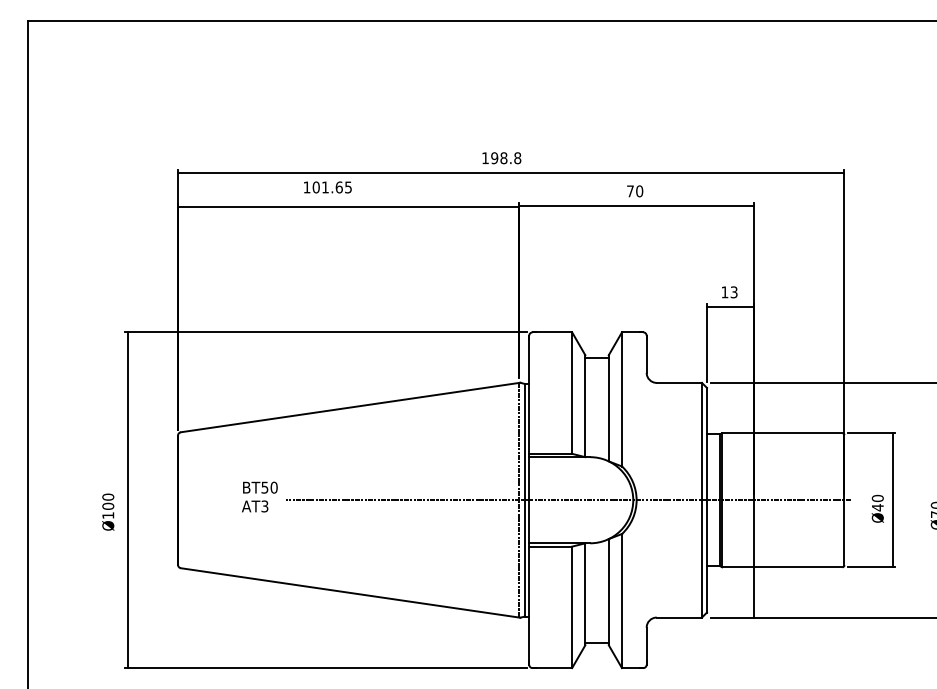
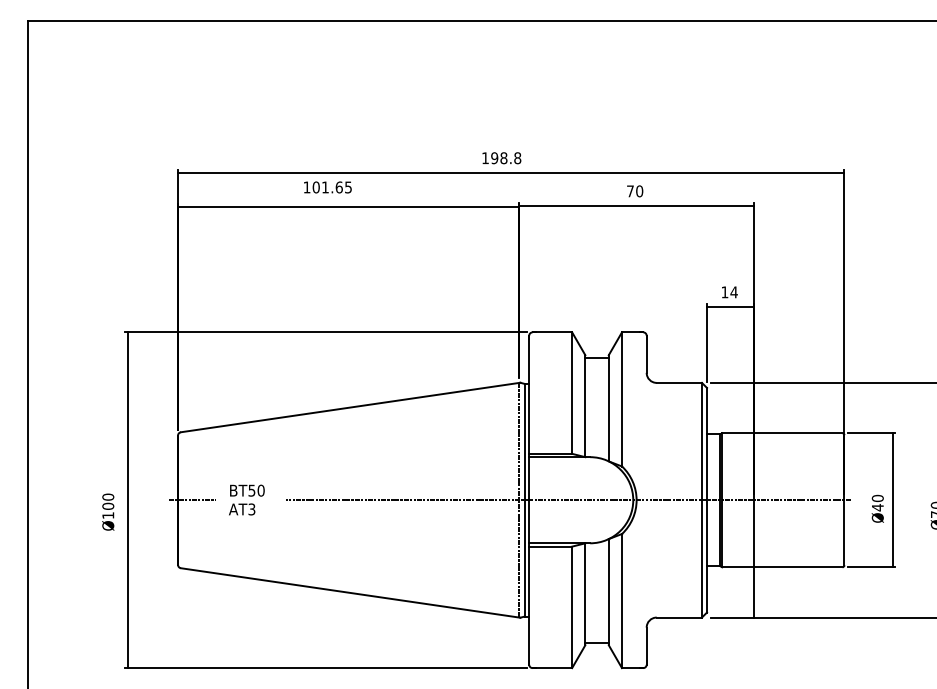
text: 13 -> 14 (733, 292)
text position: (259, 496) -> (246, 499) (246, 499)
line: none -> present (192, 500)
